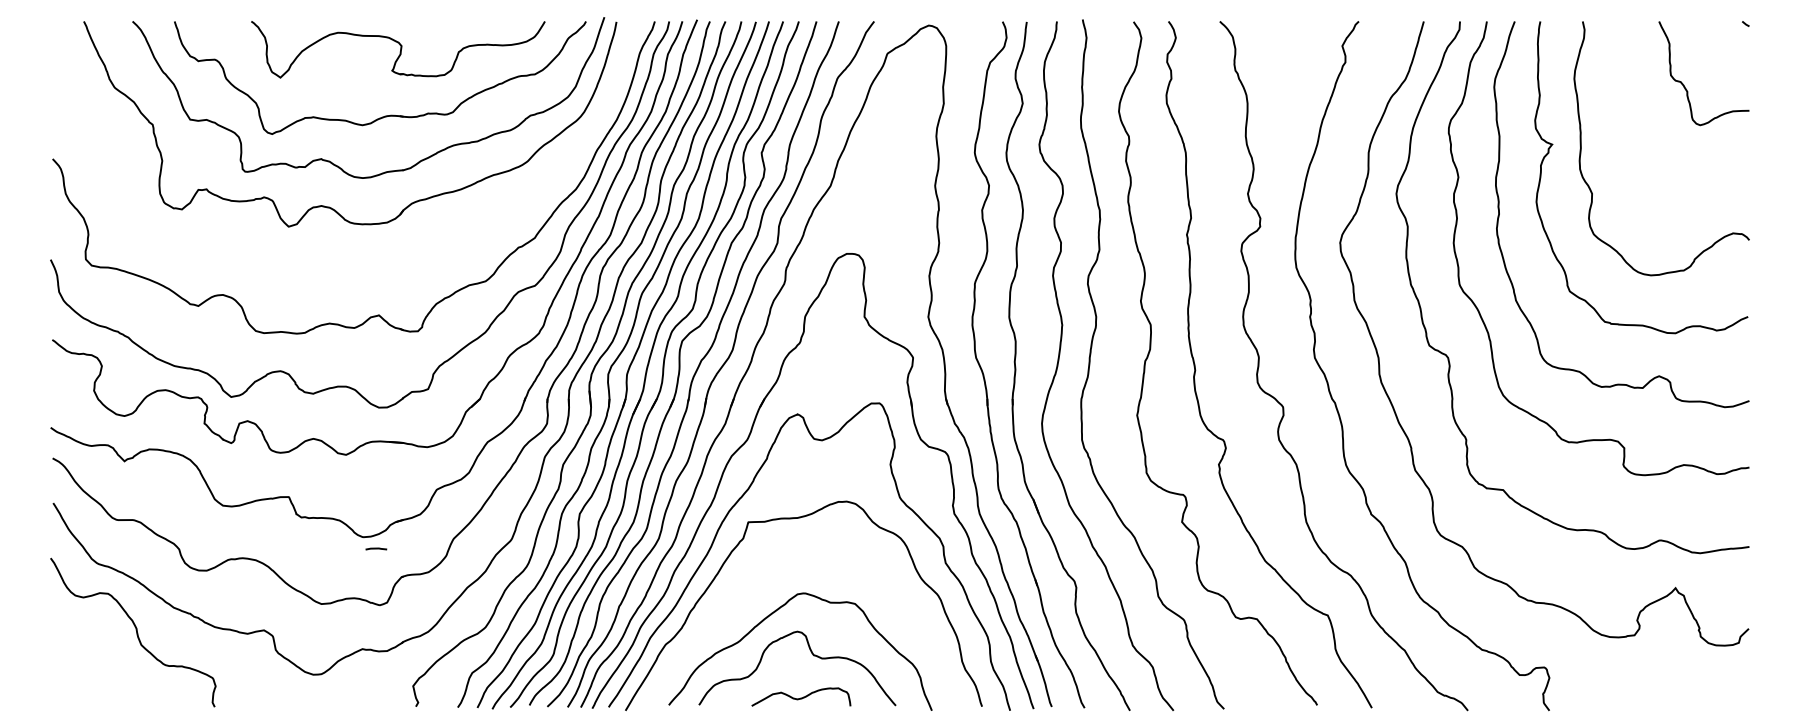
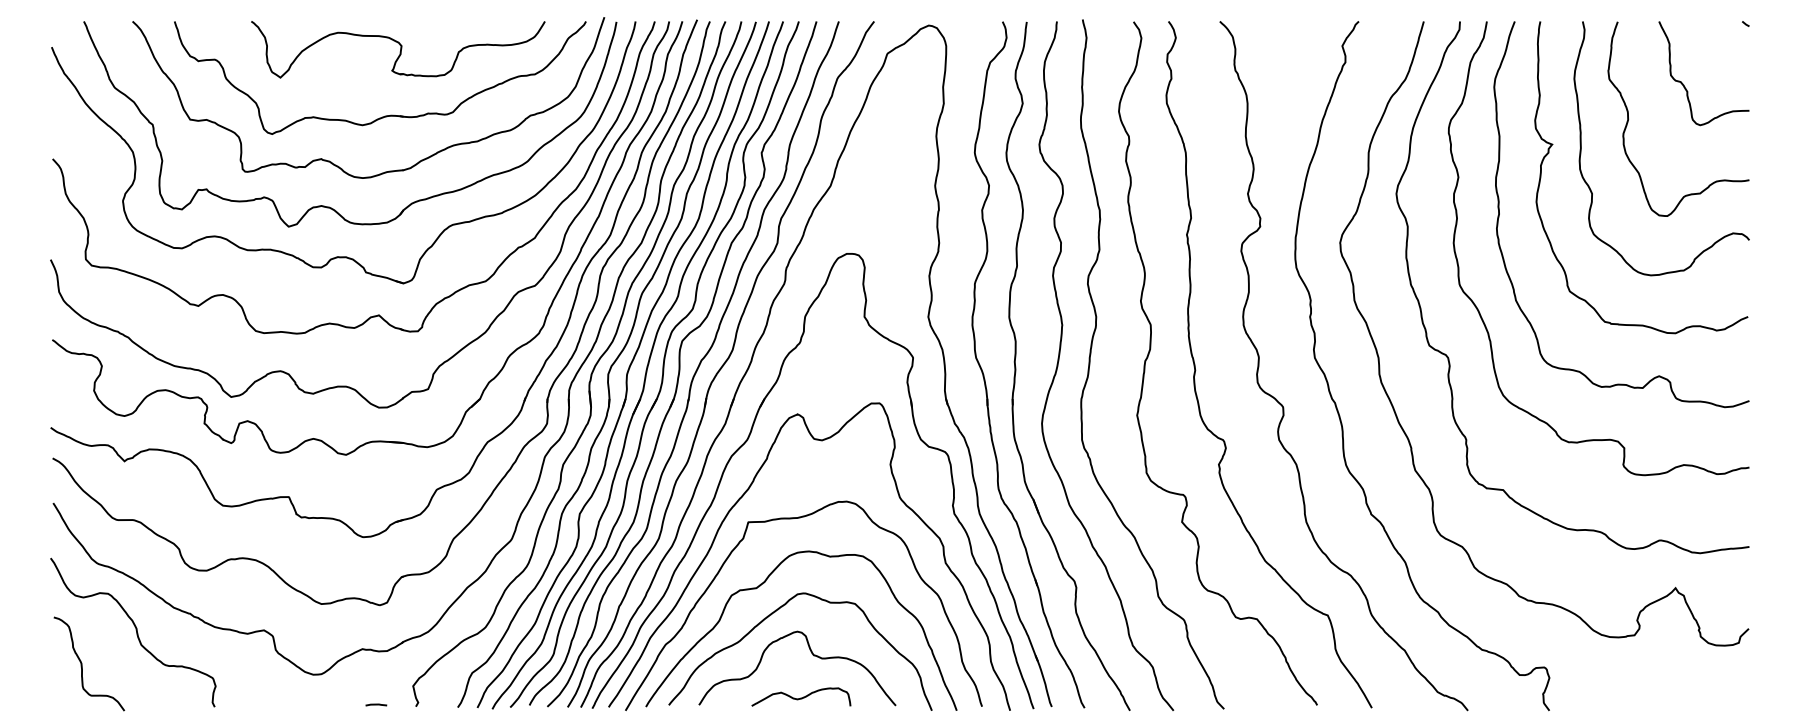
curve: none -> present (1629, 119)
part: none -> present (343, 256)
line position: (376, 548) -> (376, 704) (376, 704)
curve: none -> present (764, 583)
curve: none -> present (82, 663)
